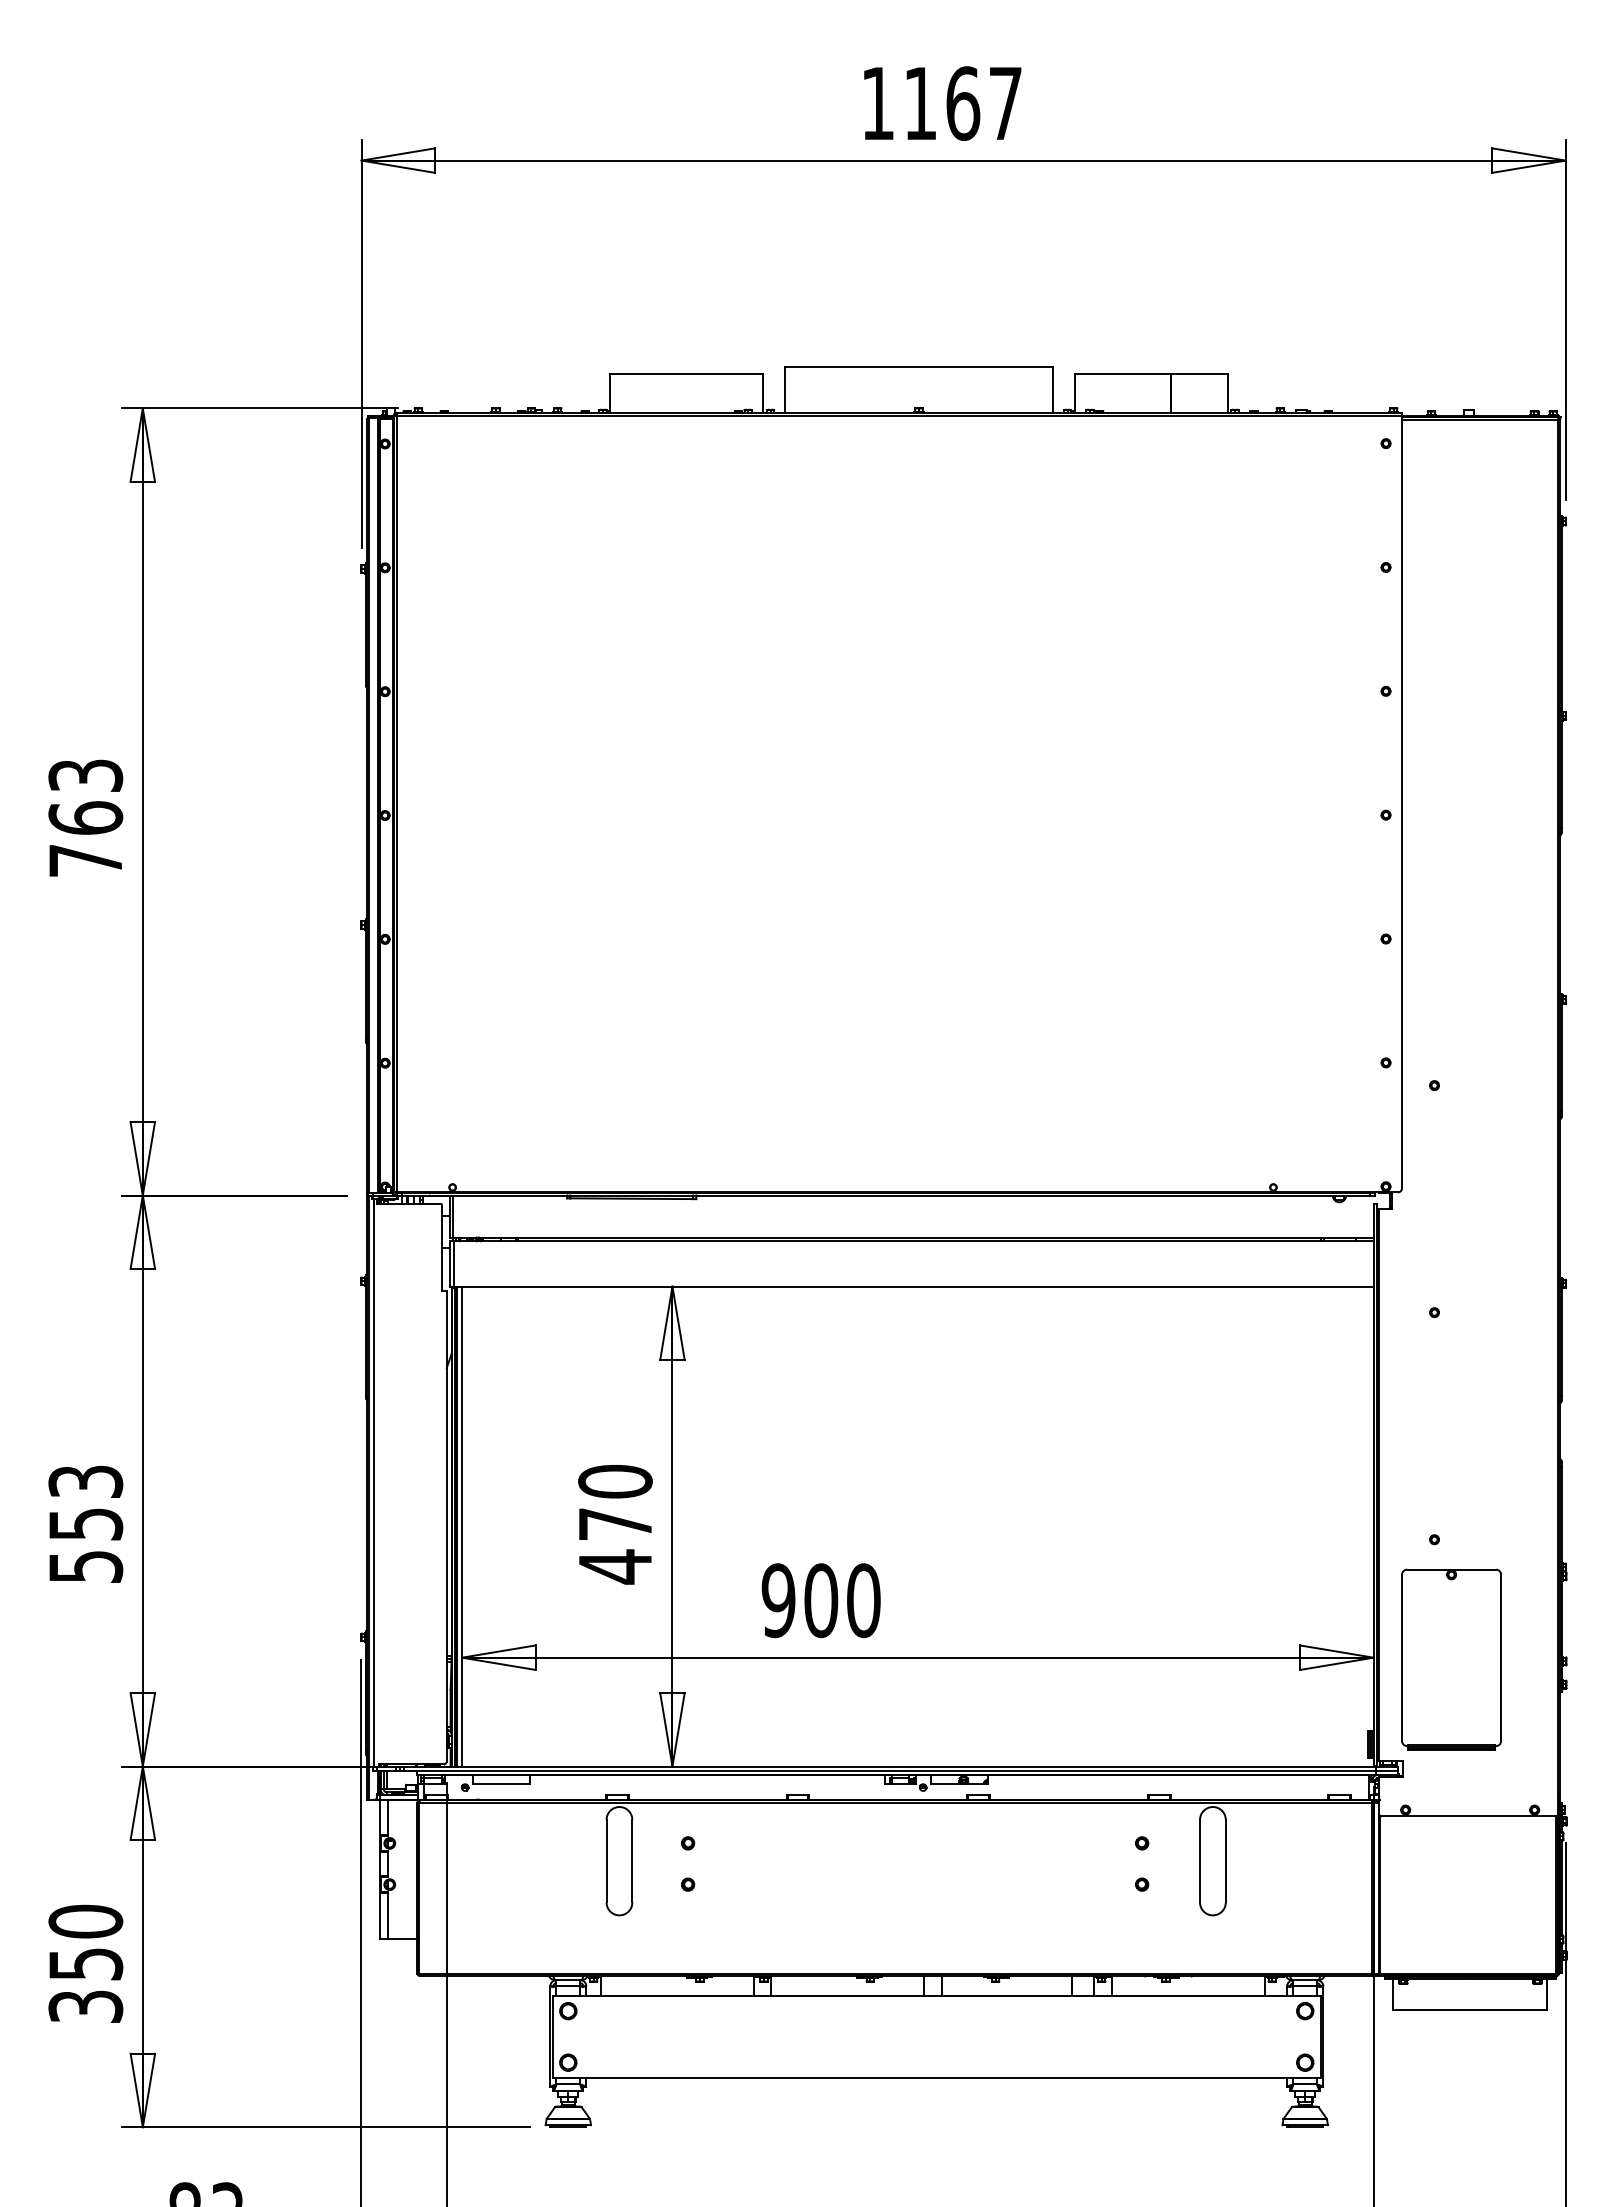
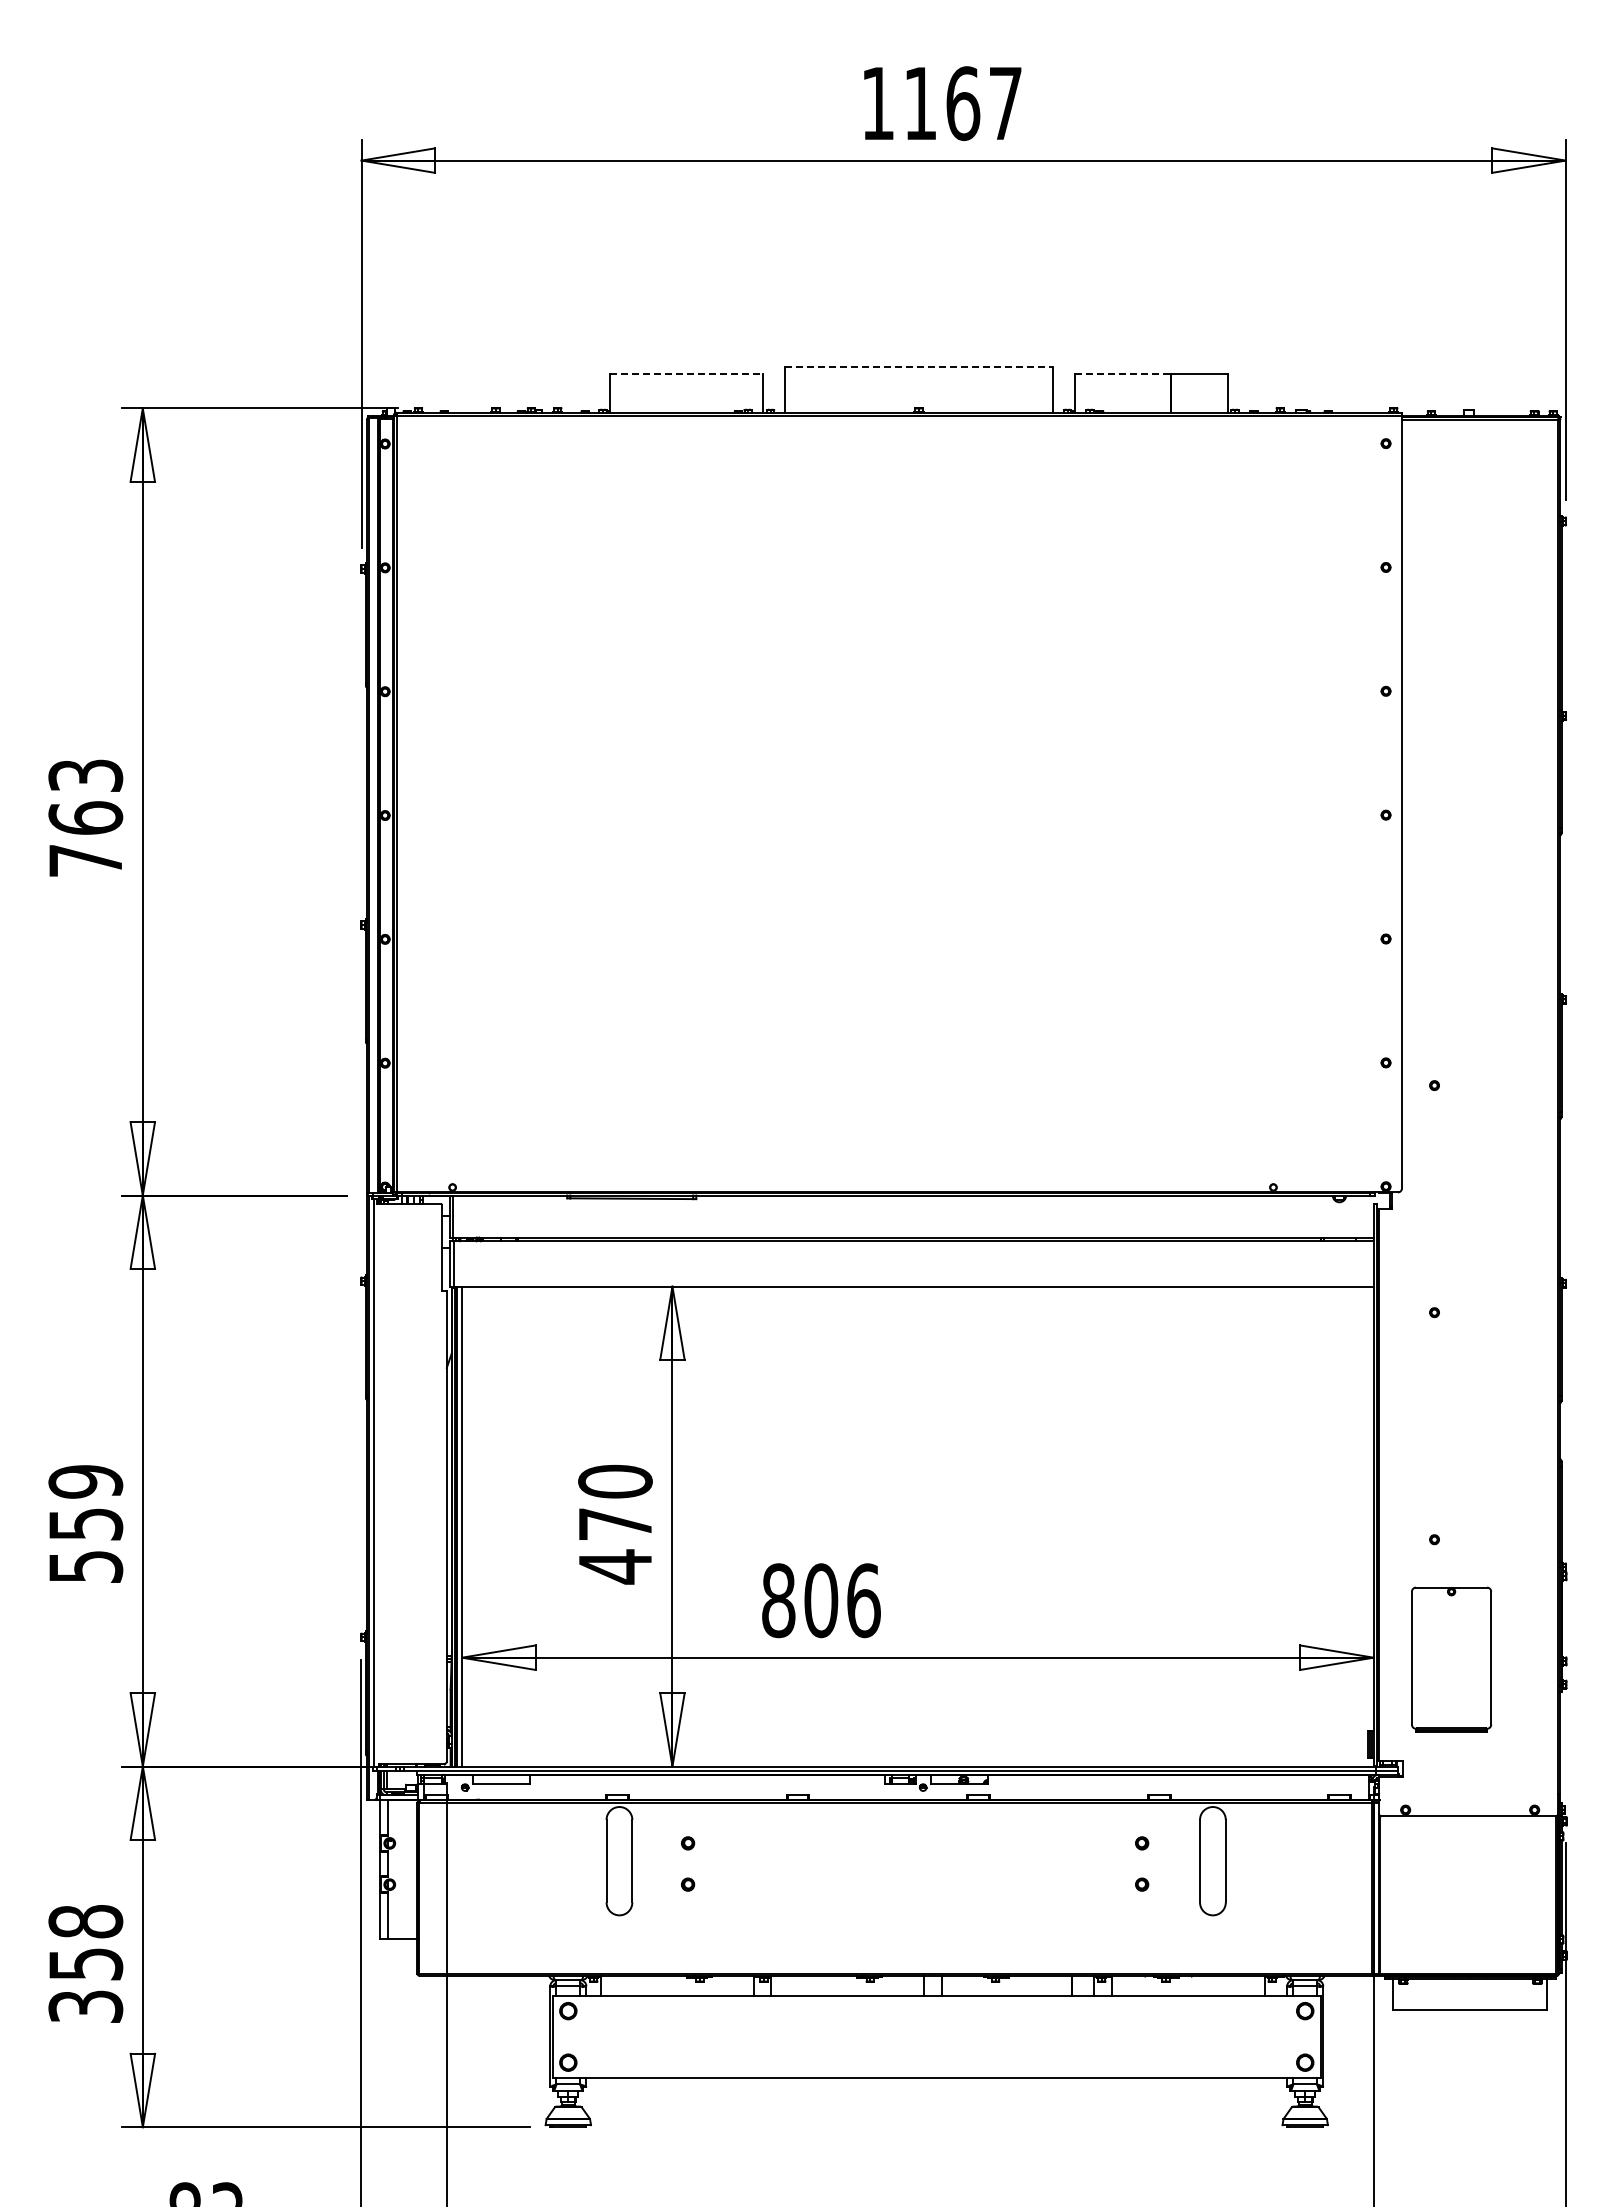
line: solid -> dashed (919, 367)
line: solid -> dashed (687, 374)
line: solid -> dashed (1122, 374)
text: 553 -> 559 (85, 1481)
text: 900 -> 806 (820, 1600)
part size: 101x183 px -> 81x147 px (1451, 1659)
text: 350 -> 358 (85, 1921)
